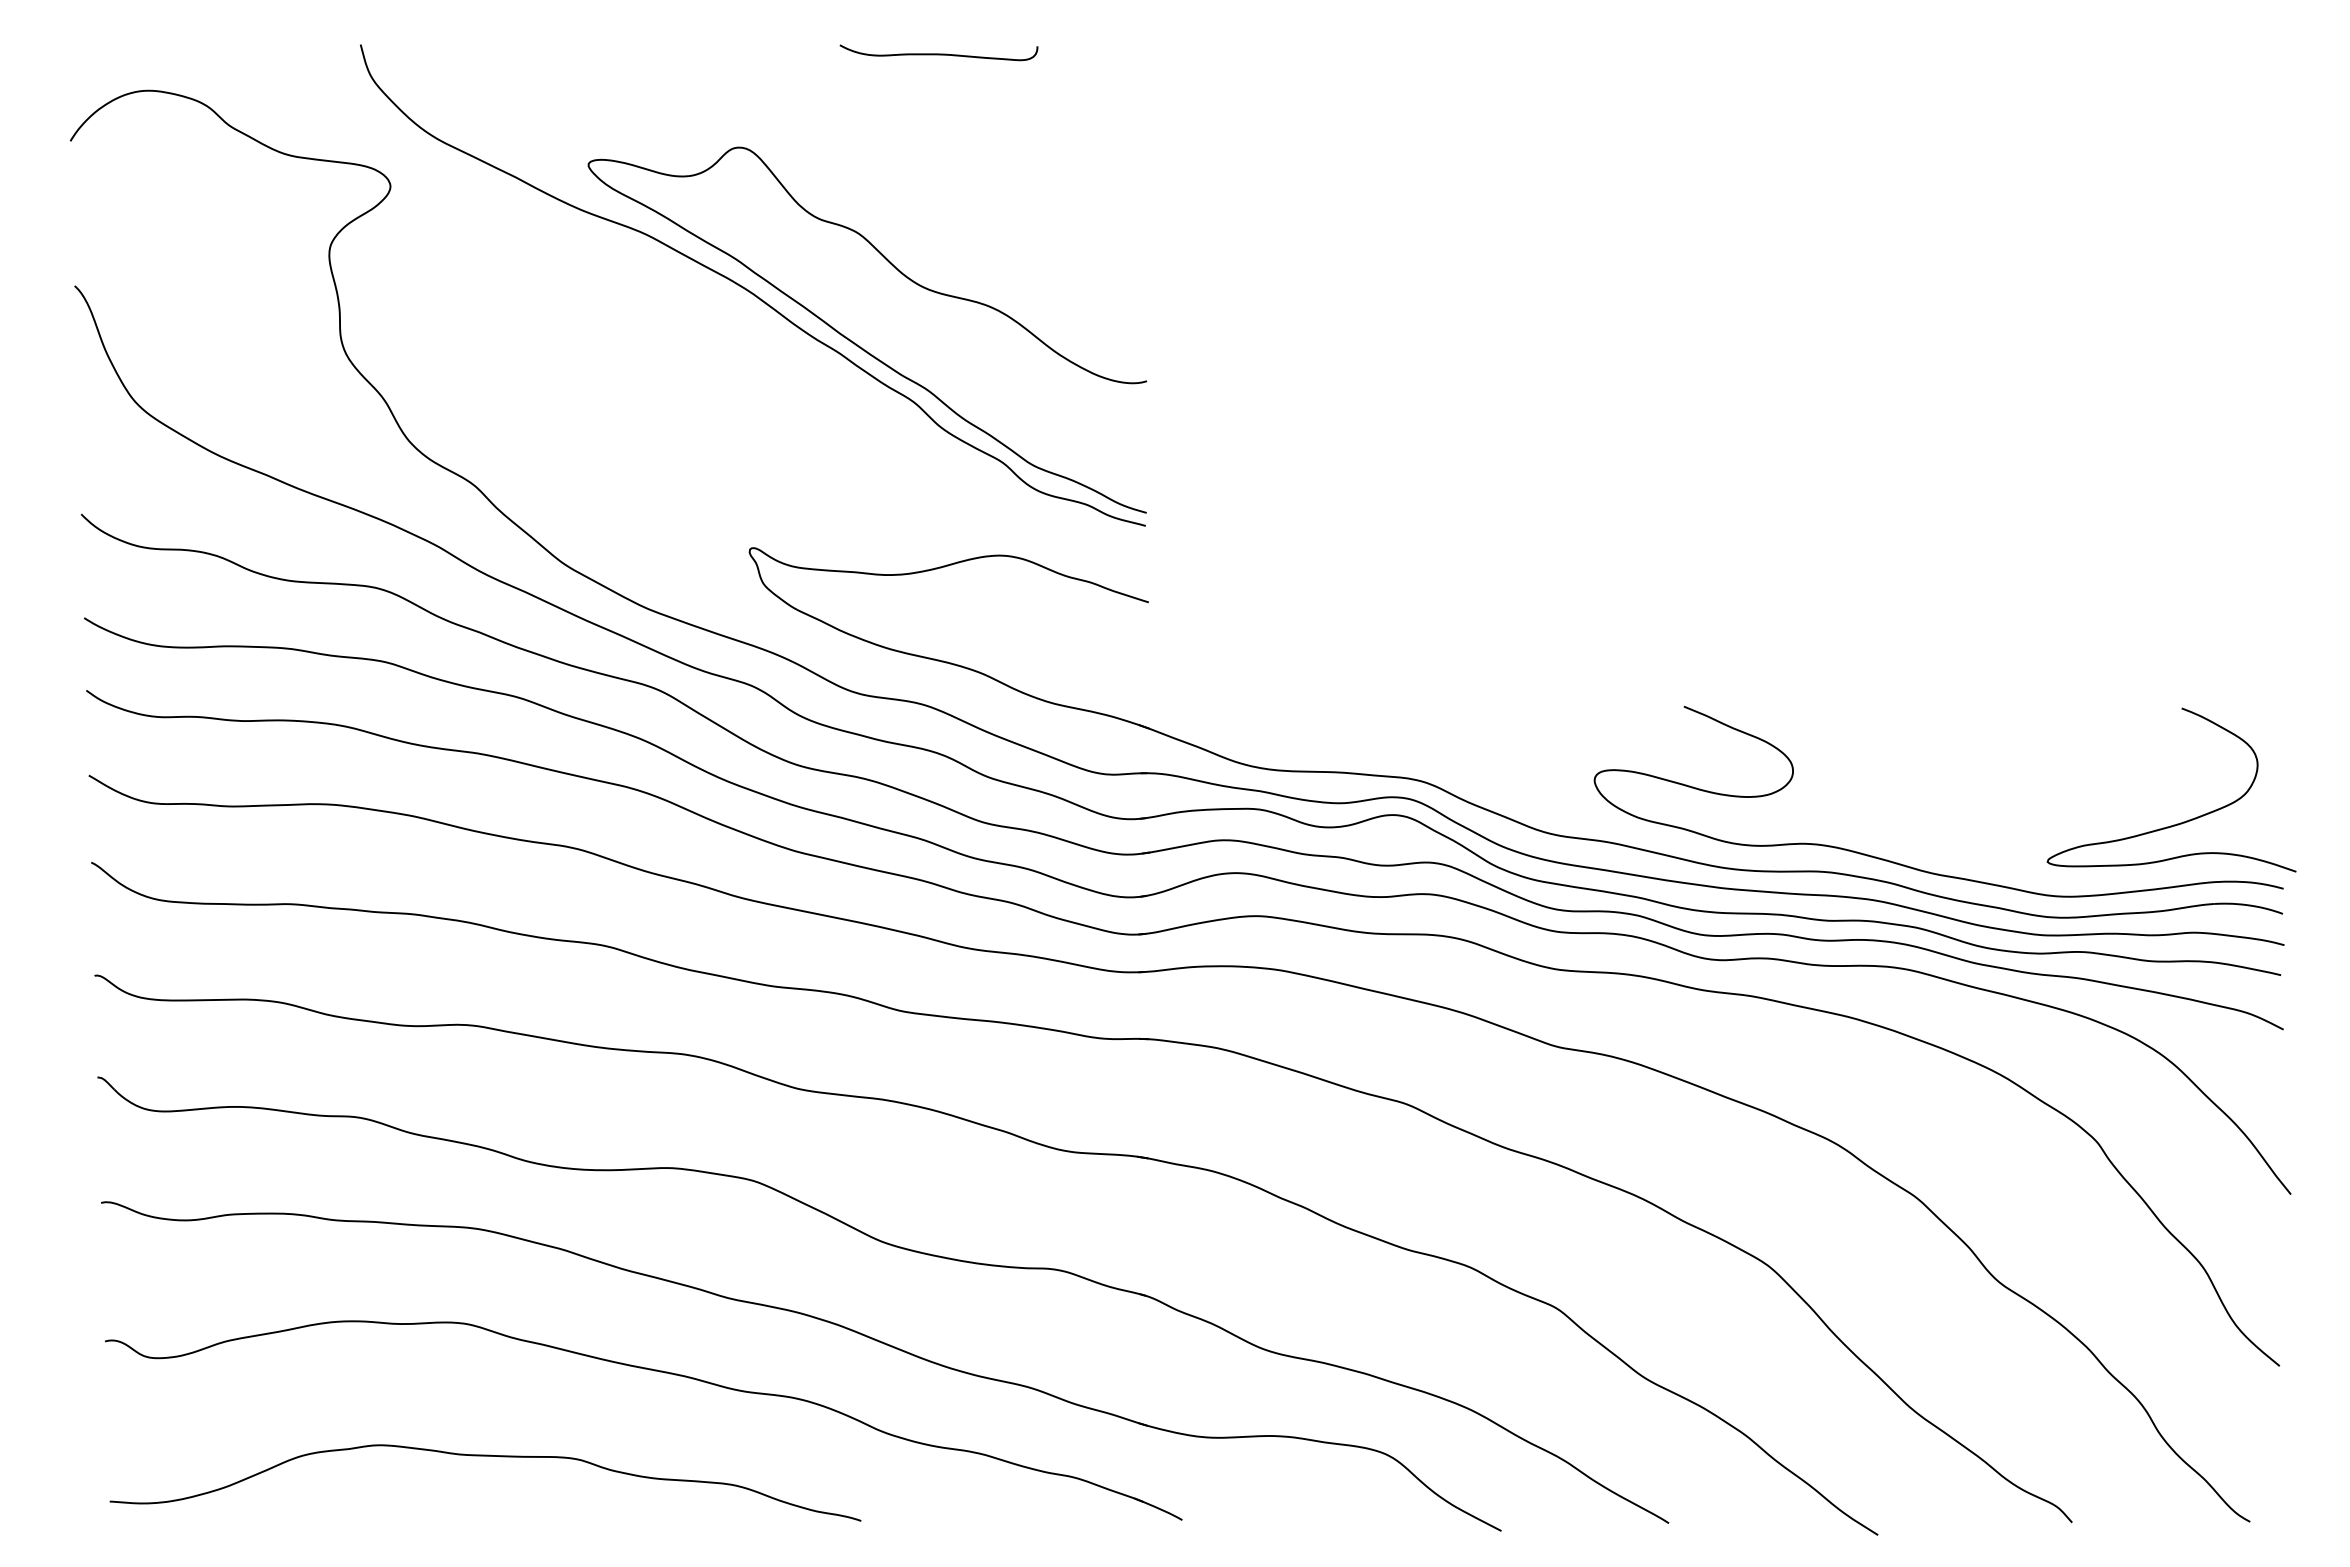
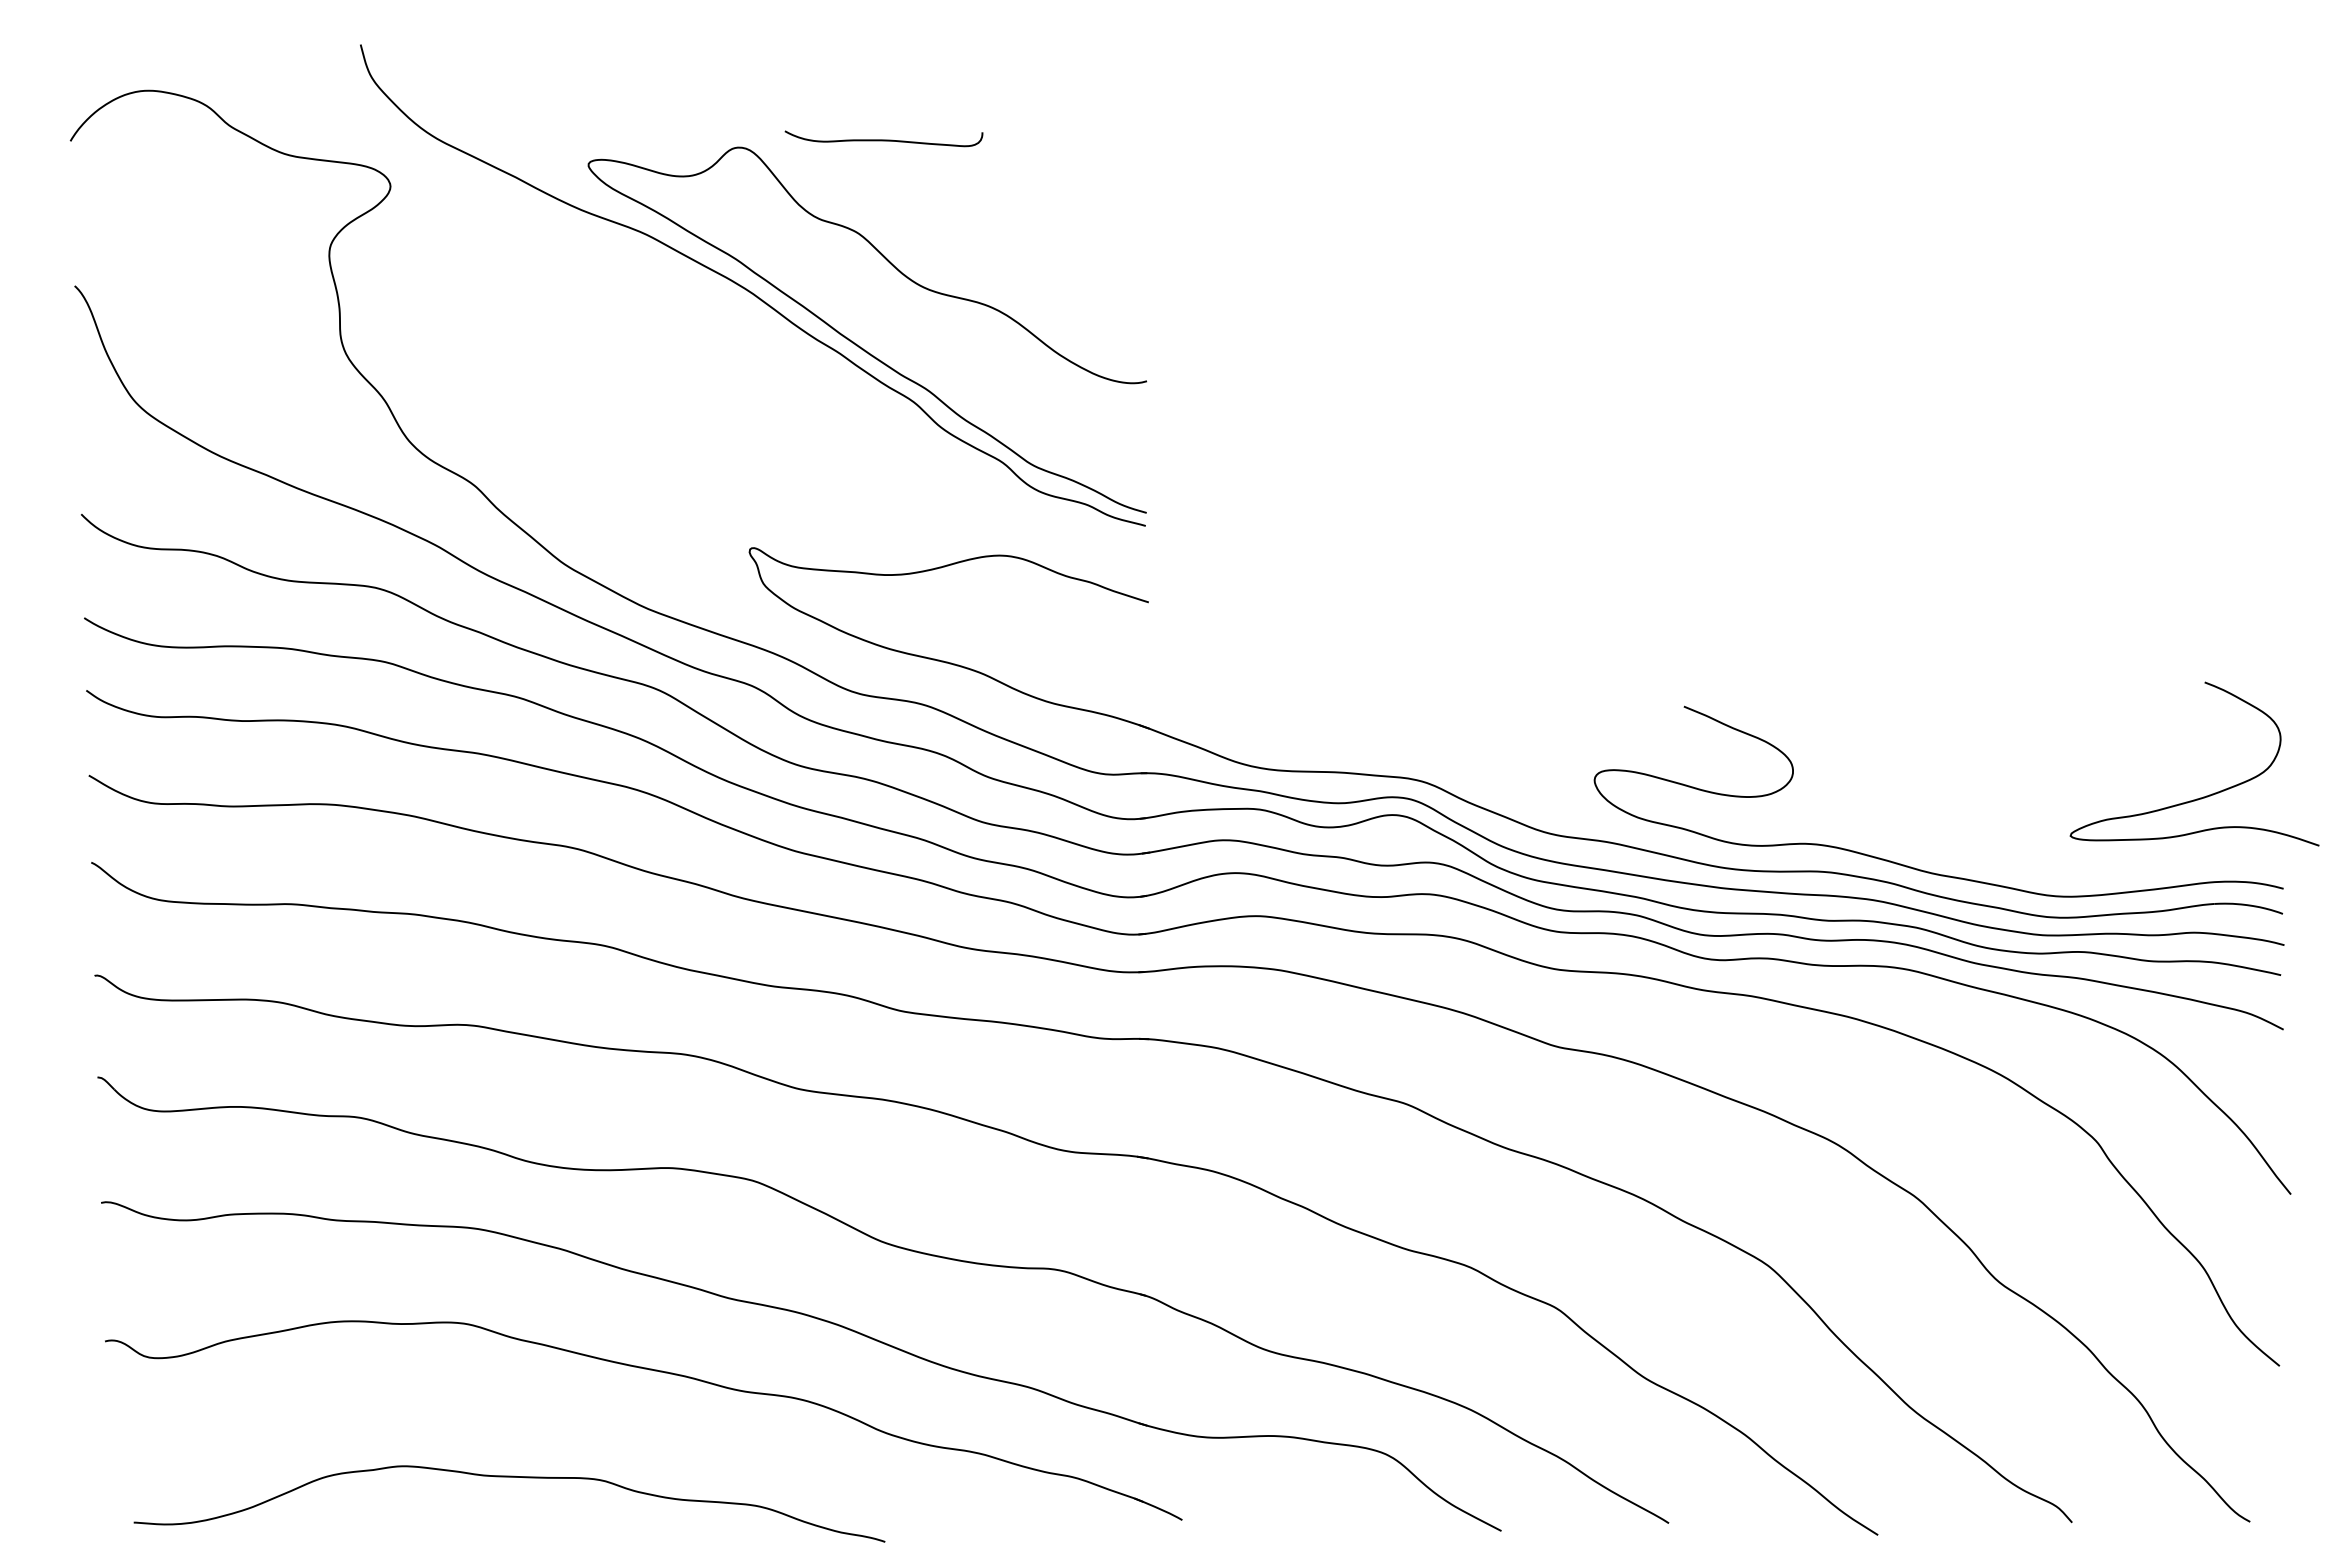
curve position: (938, 53) -> (883, 139) (883, 139)
curve position: (2183, 821) -> (2206, 795) (2206, 795)
curve position: (485, 1456) -> (509, 1477) (509, 1477)
